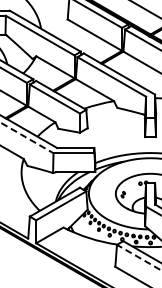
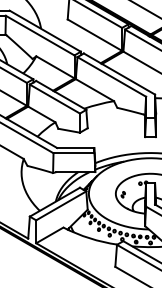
line: dashed -> solid (26, 137)
line: dashed -> solid (139, 257)
